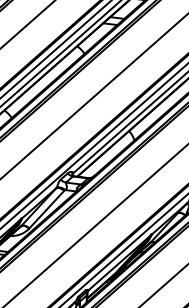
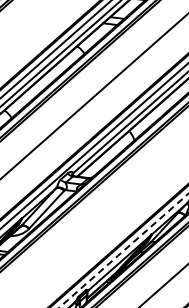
line: present -> none (27, 24)
line: present -> none (95, 225)
line: solid -> dashed (124, 250)
